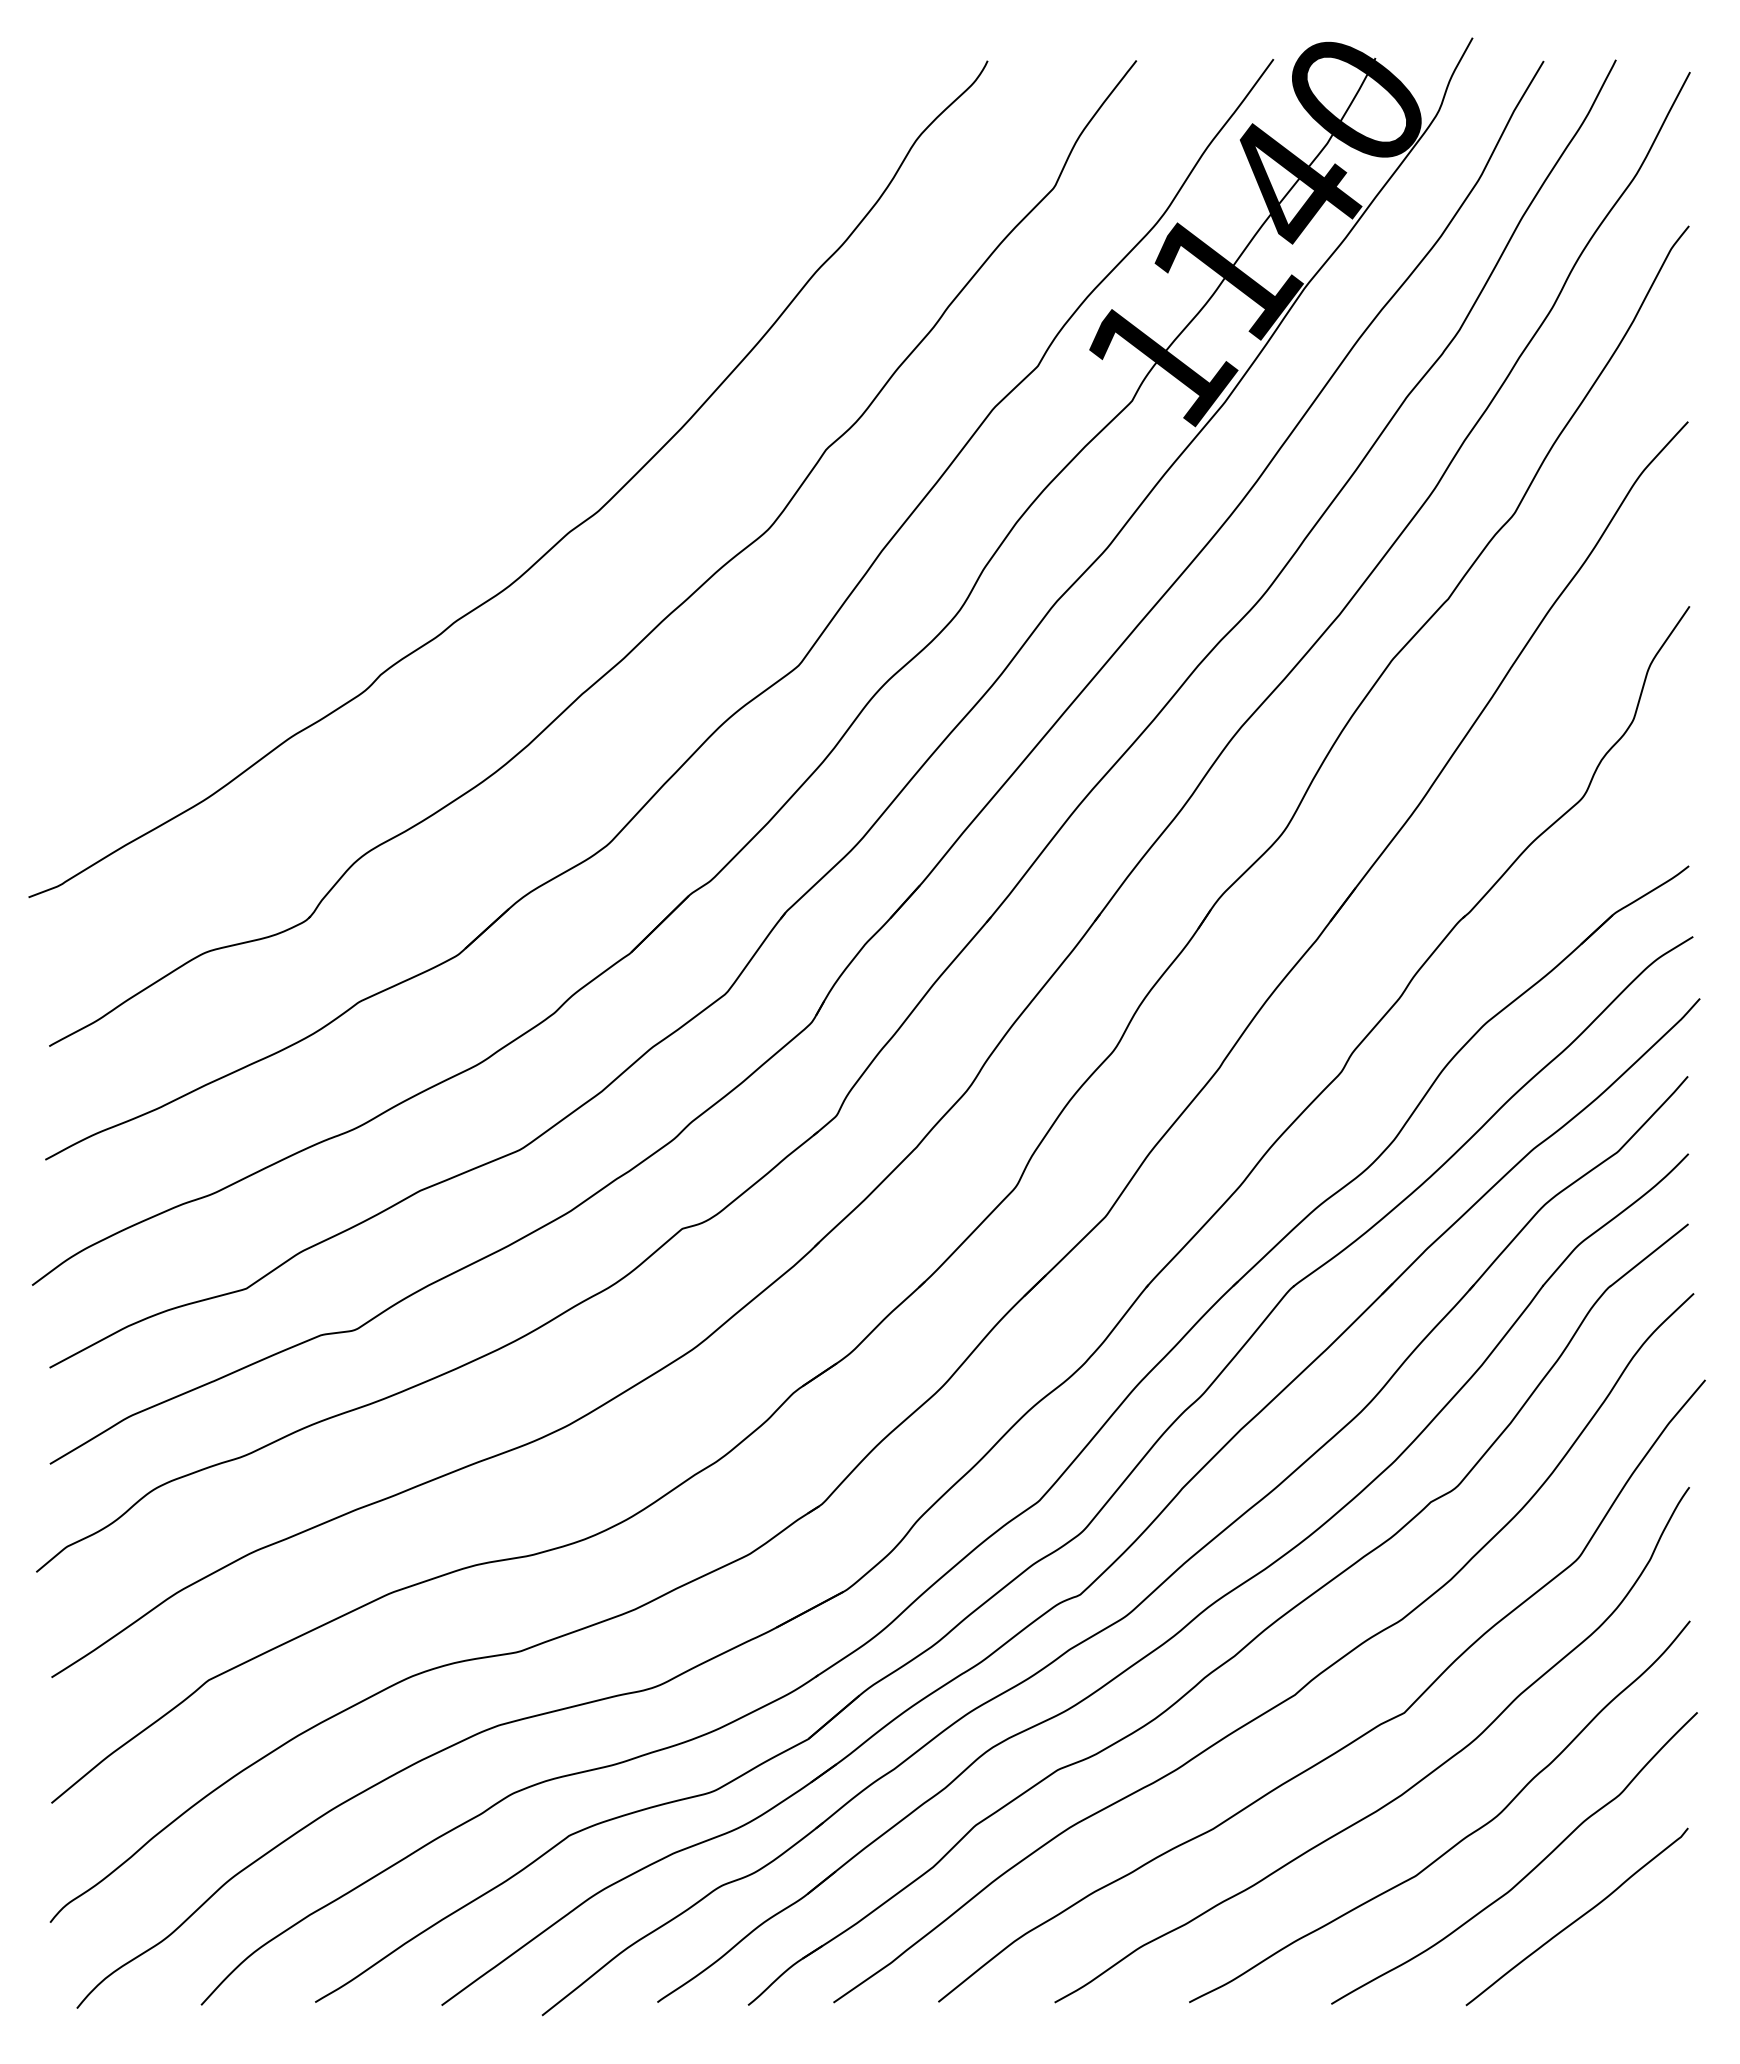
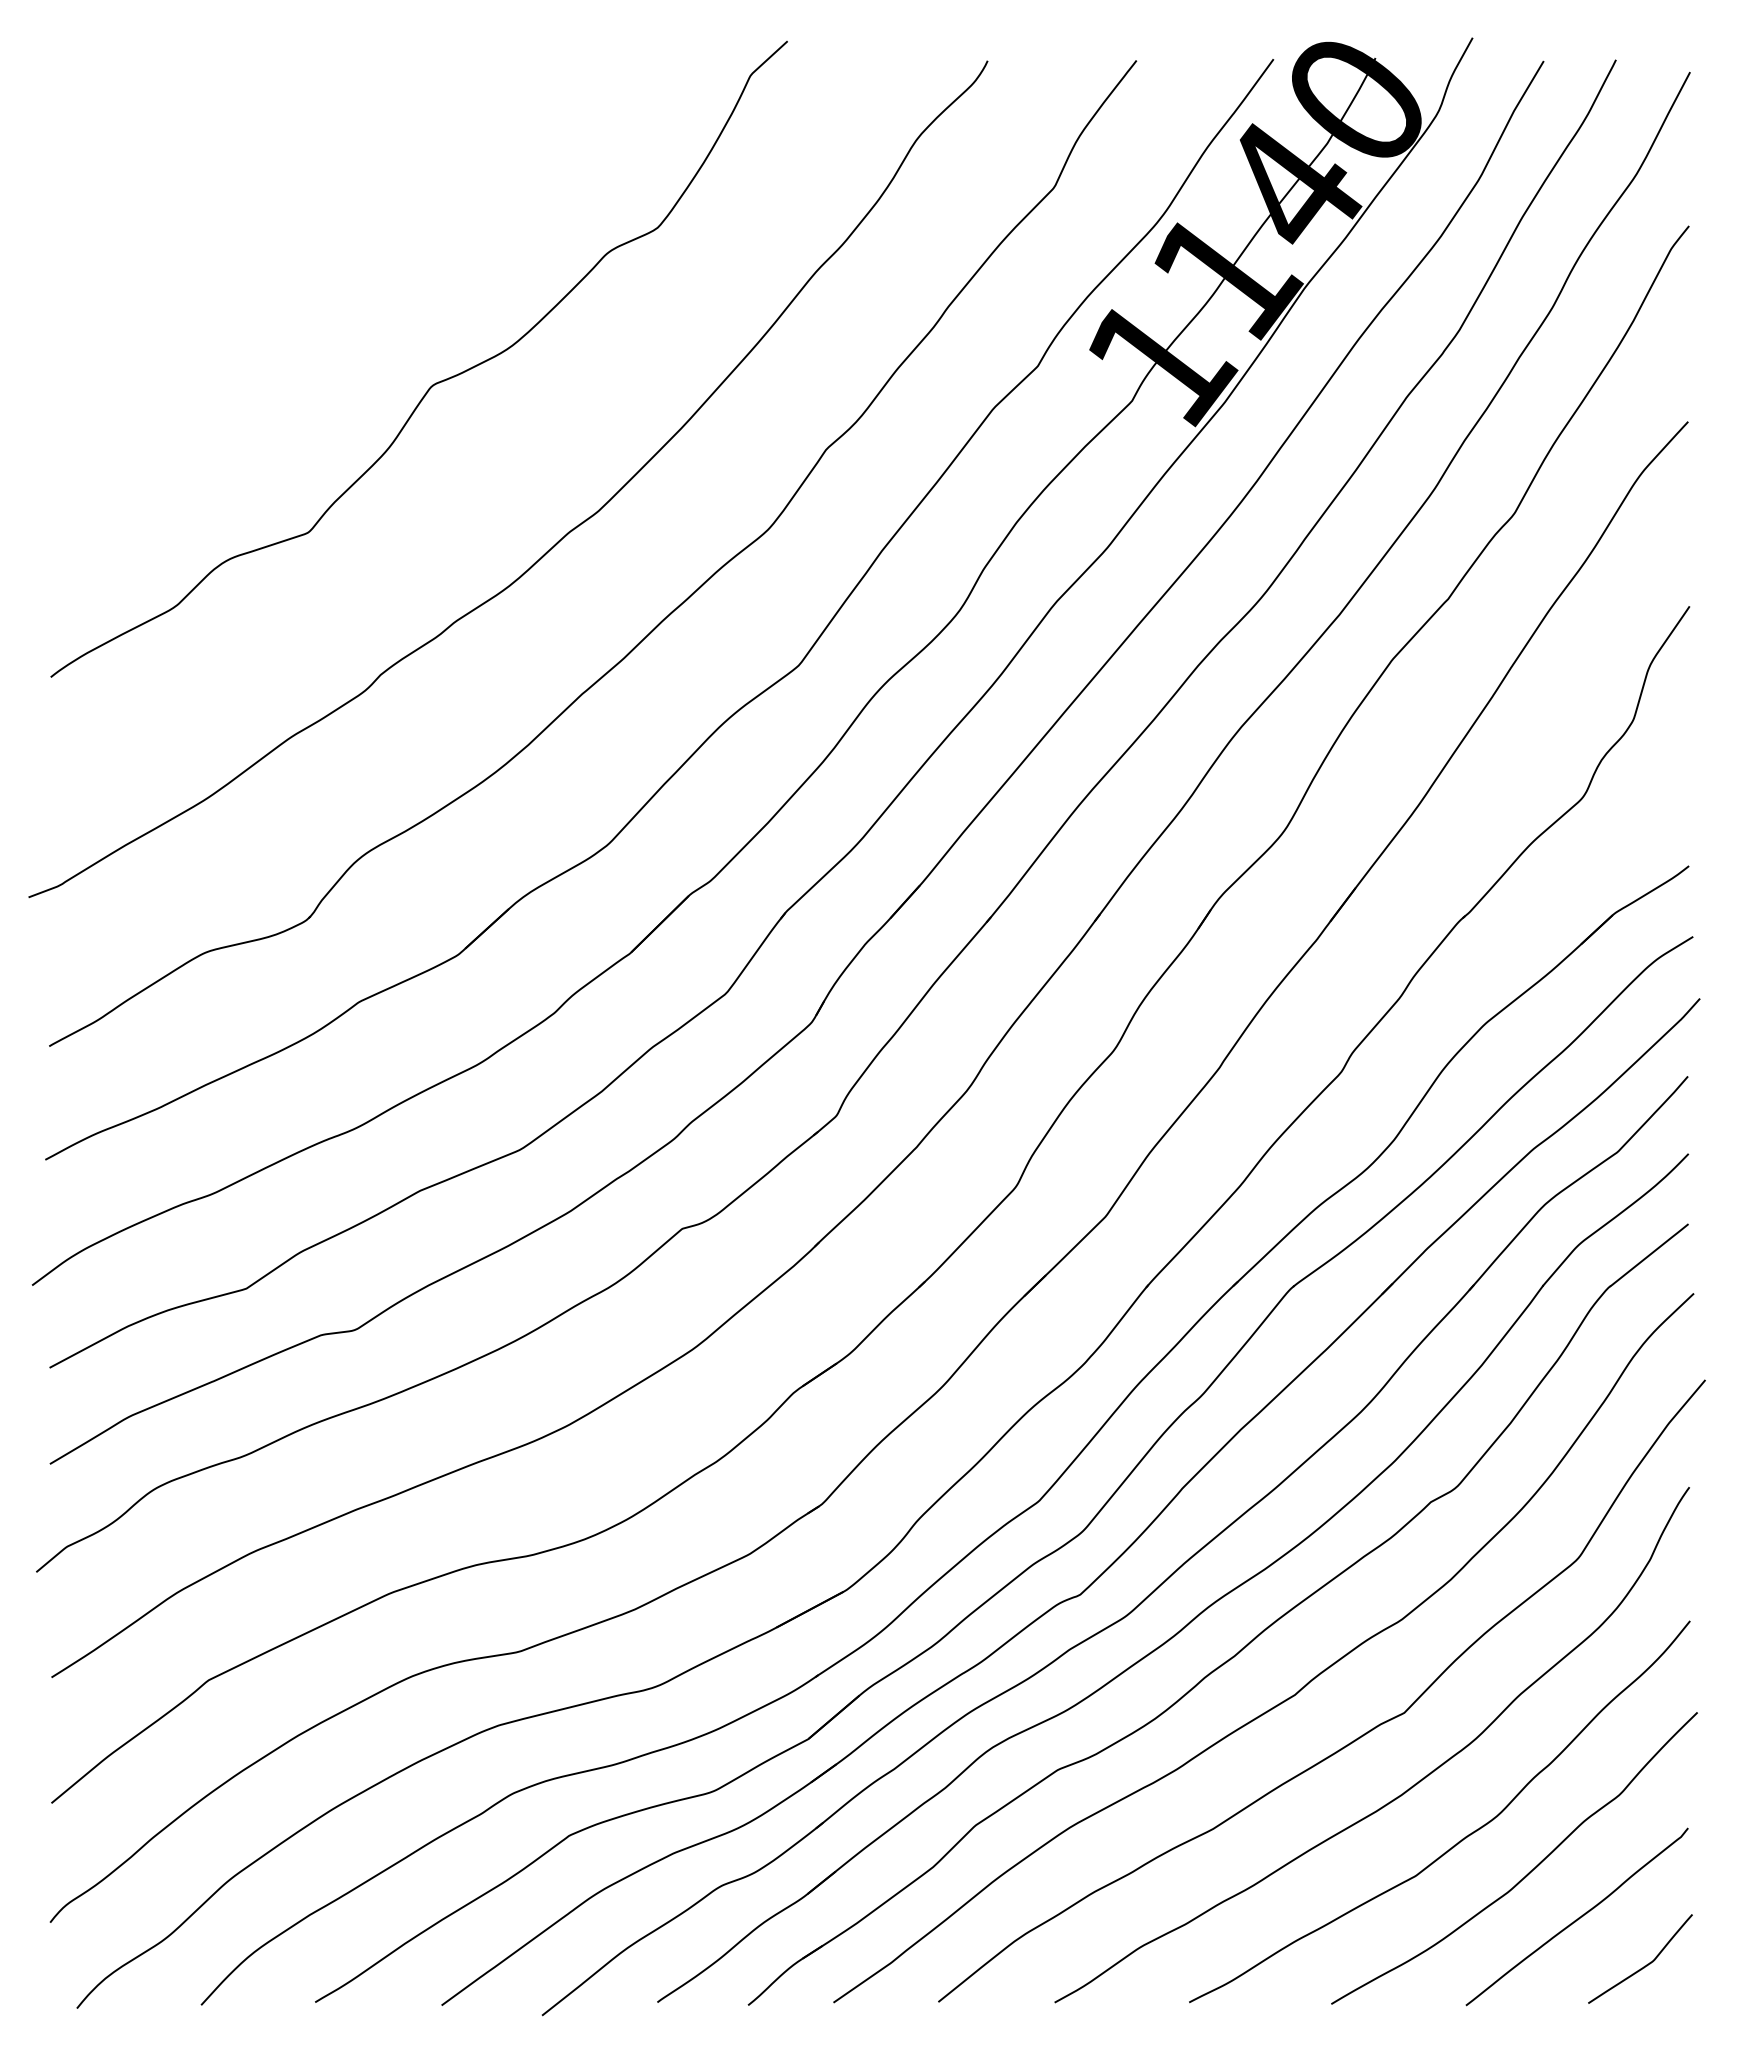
curve: none -> present (432, 384)
curve: none -> present (1644, 1965)
